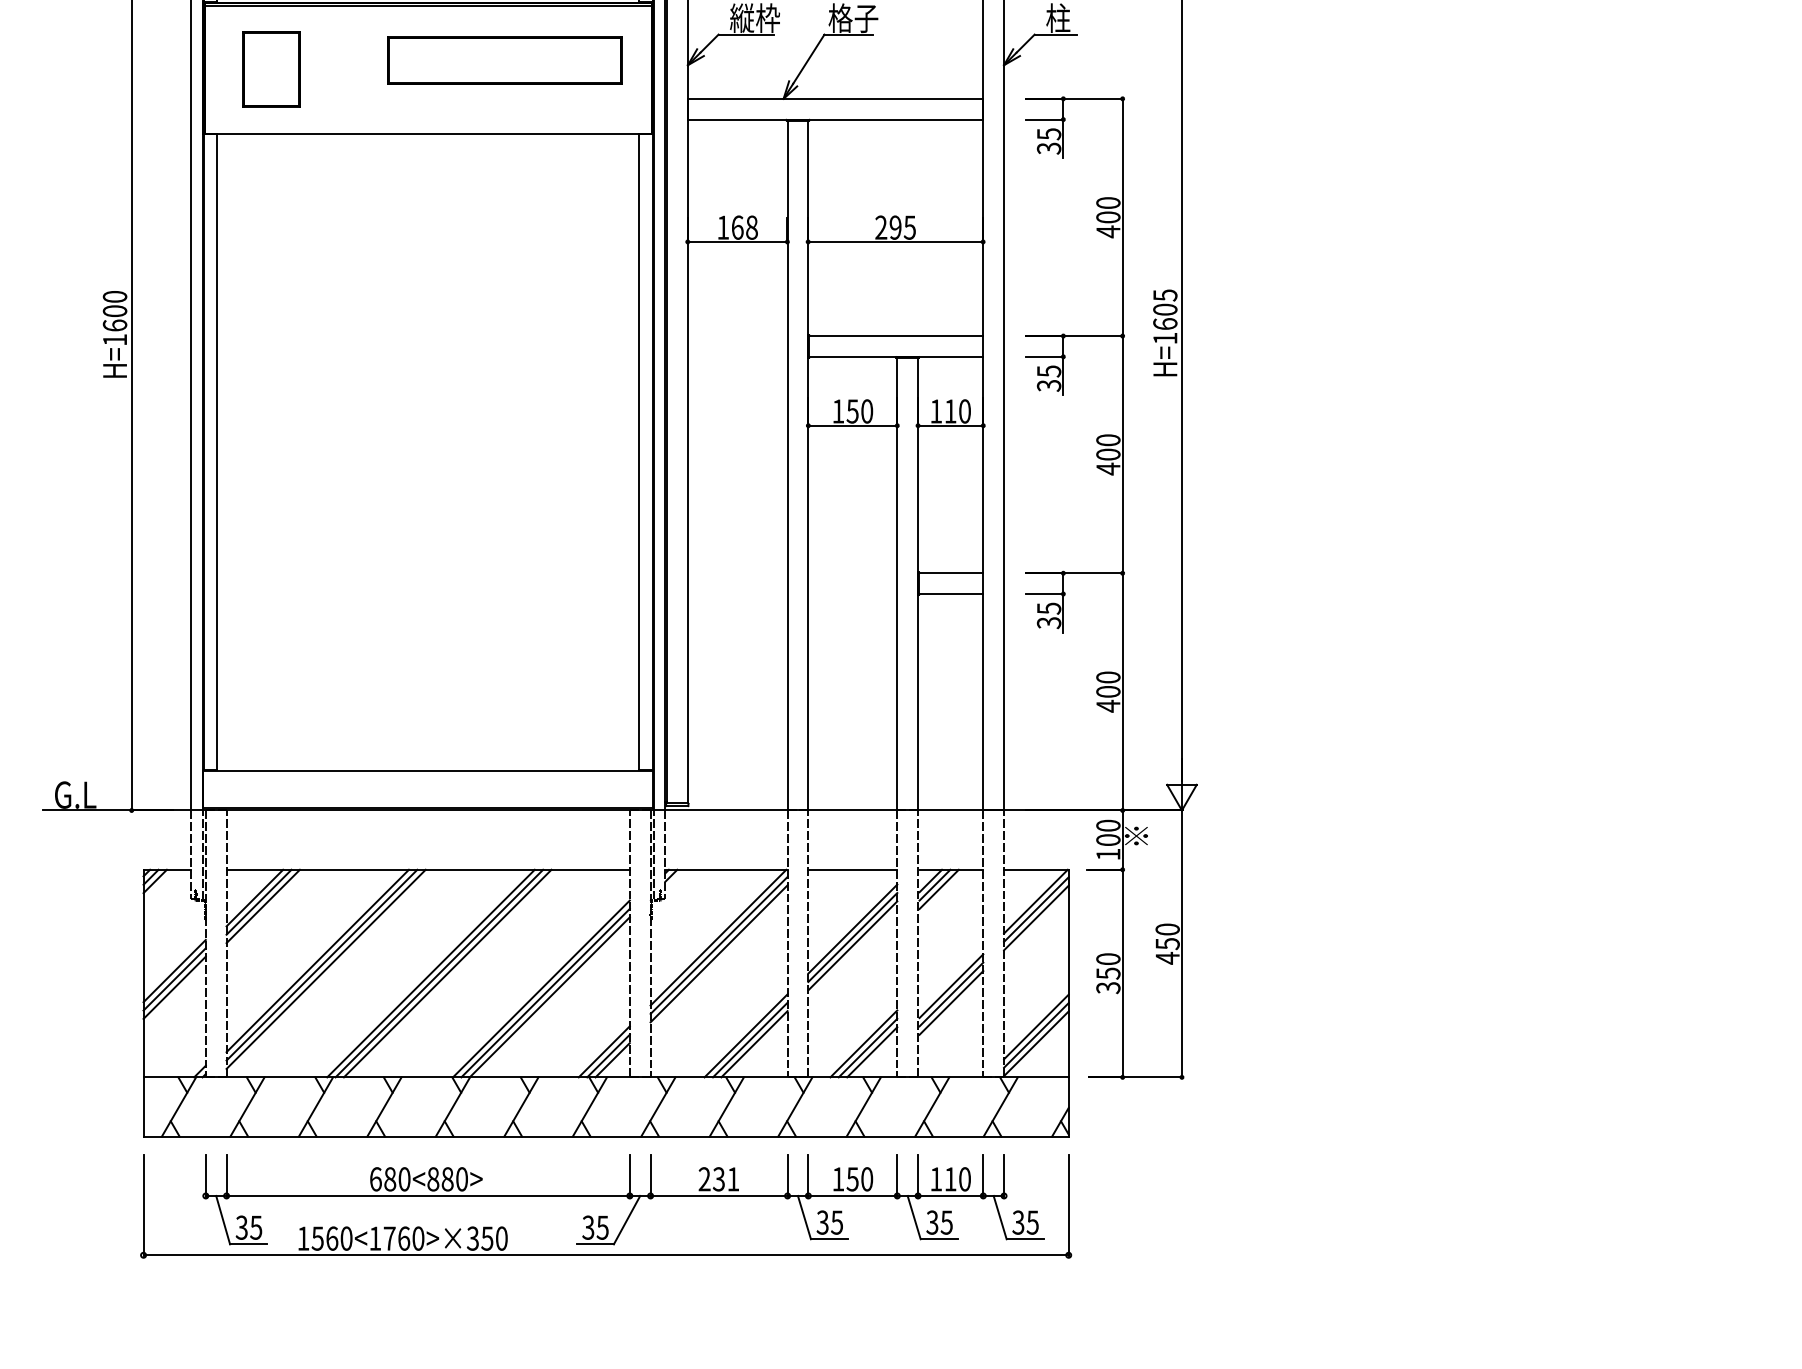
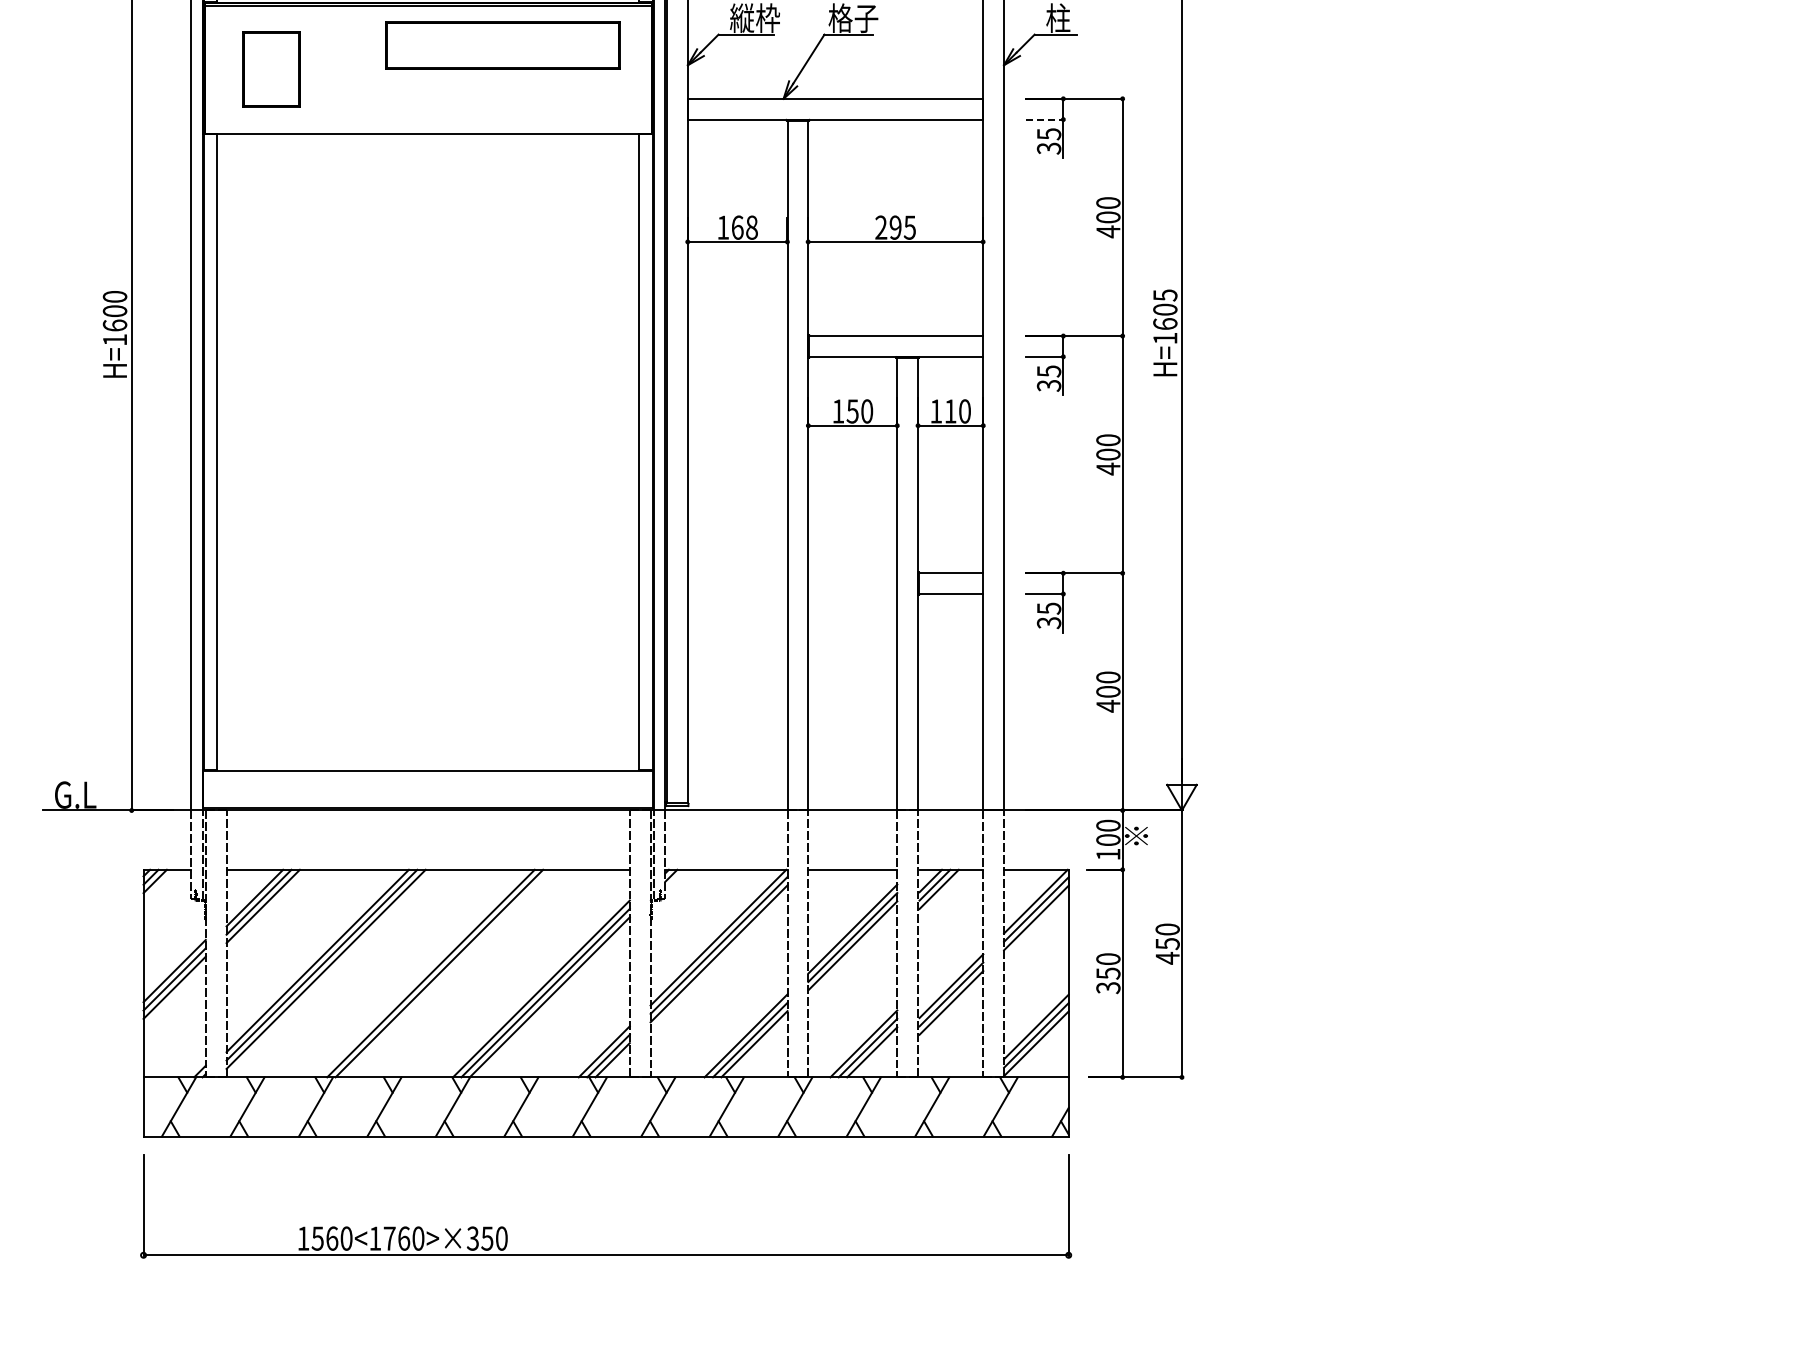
part position: (504, 60) -> (502, 45) (502, 45)
line: solid -> dashed (1045, 119)
line: present -> none (447, 973)
part: present -> none (623, 1199)
